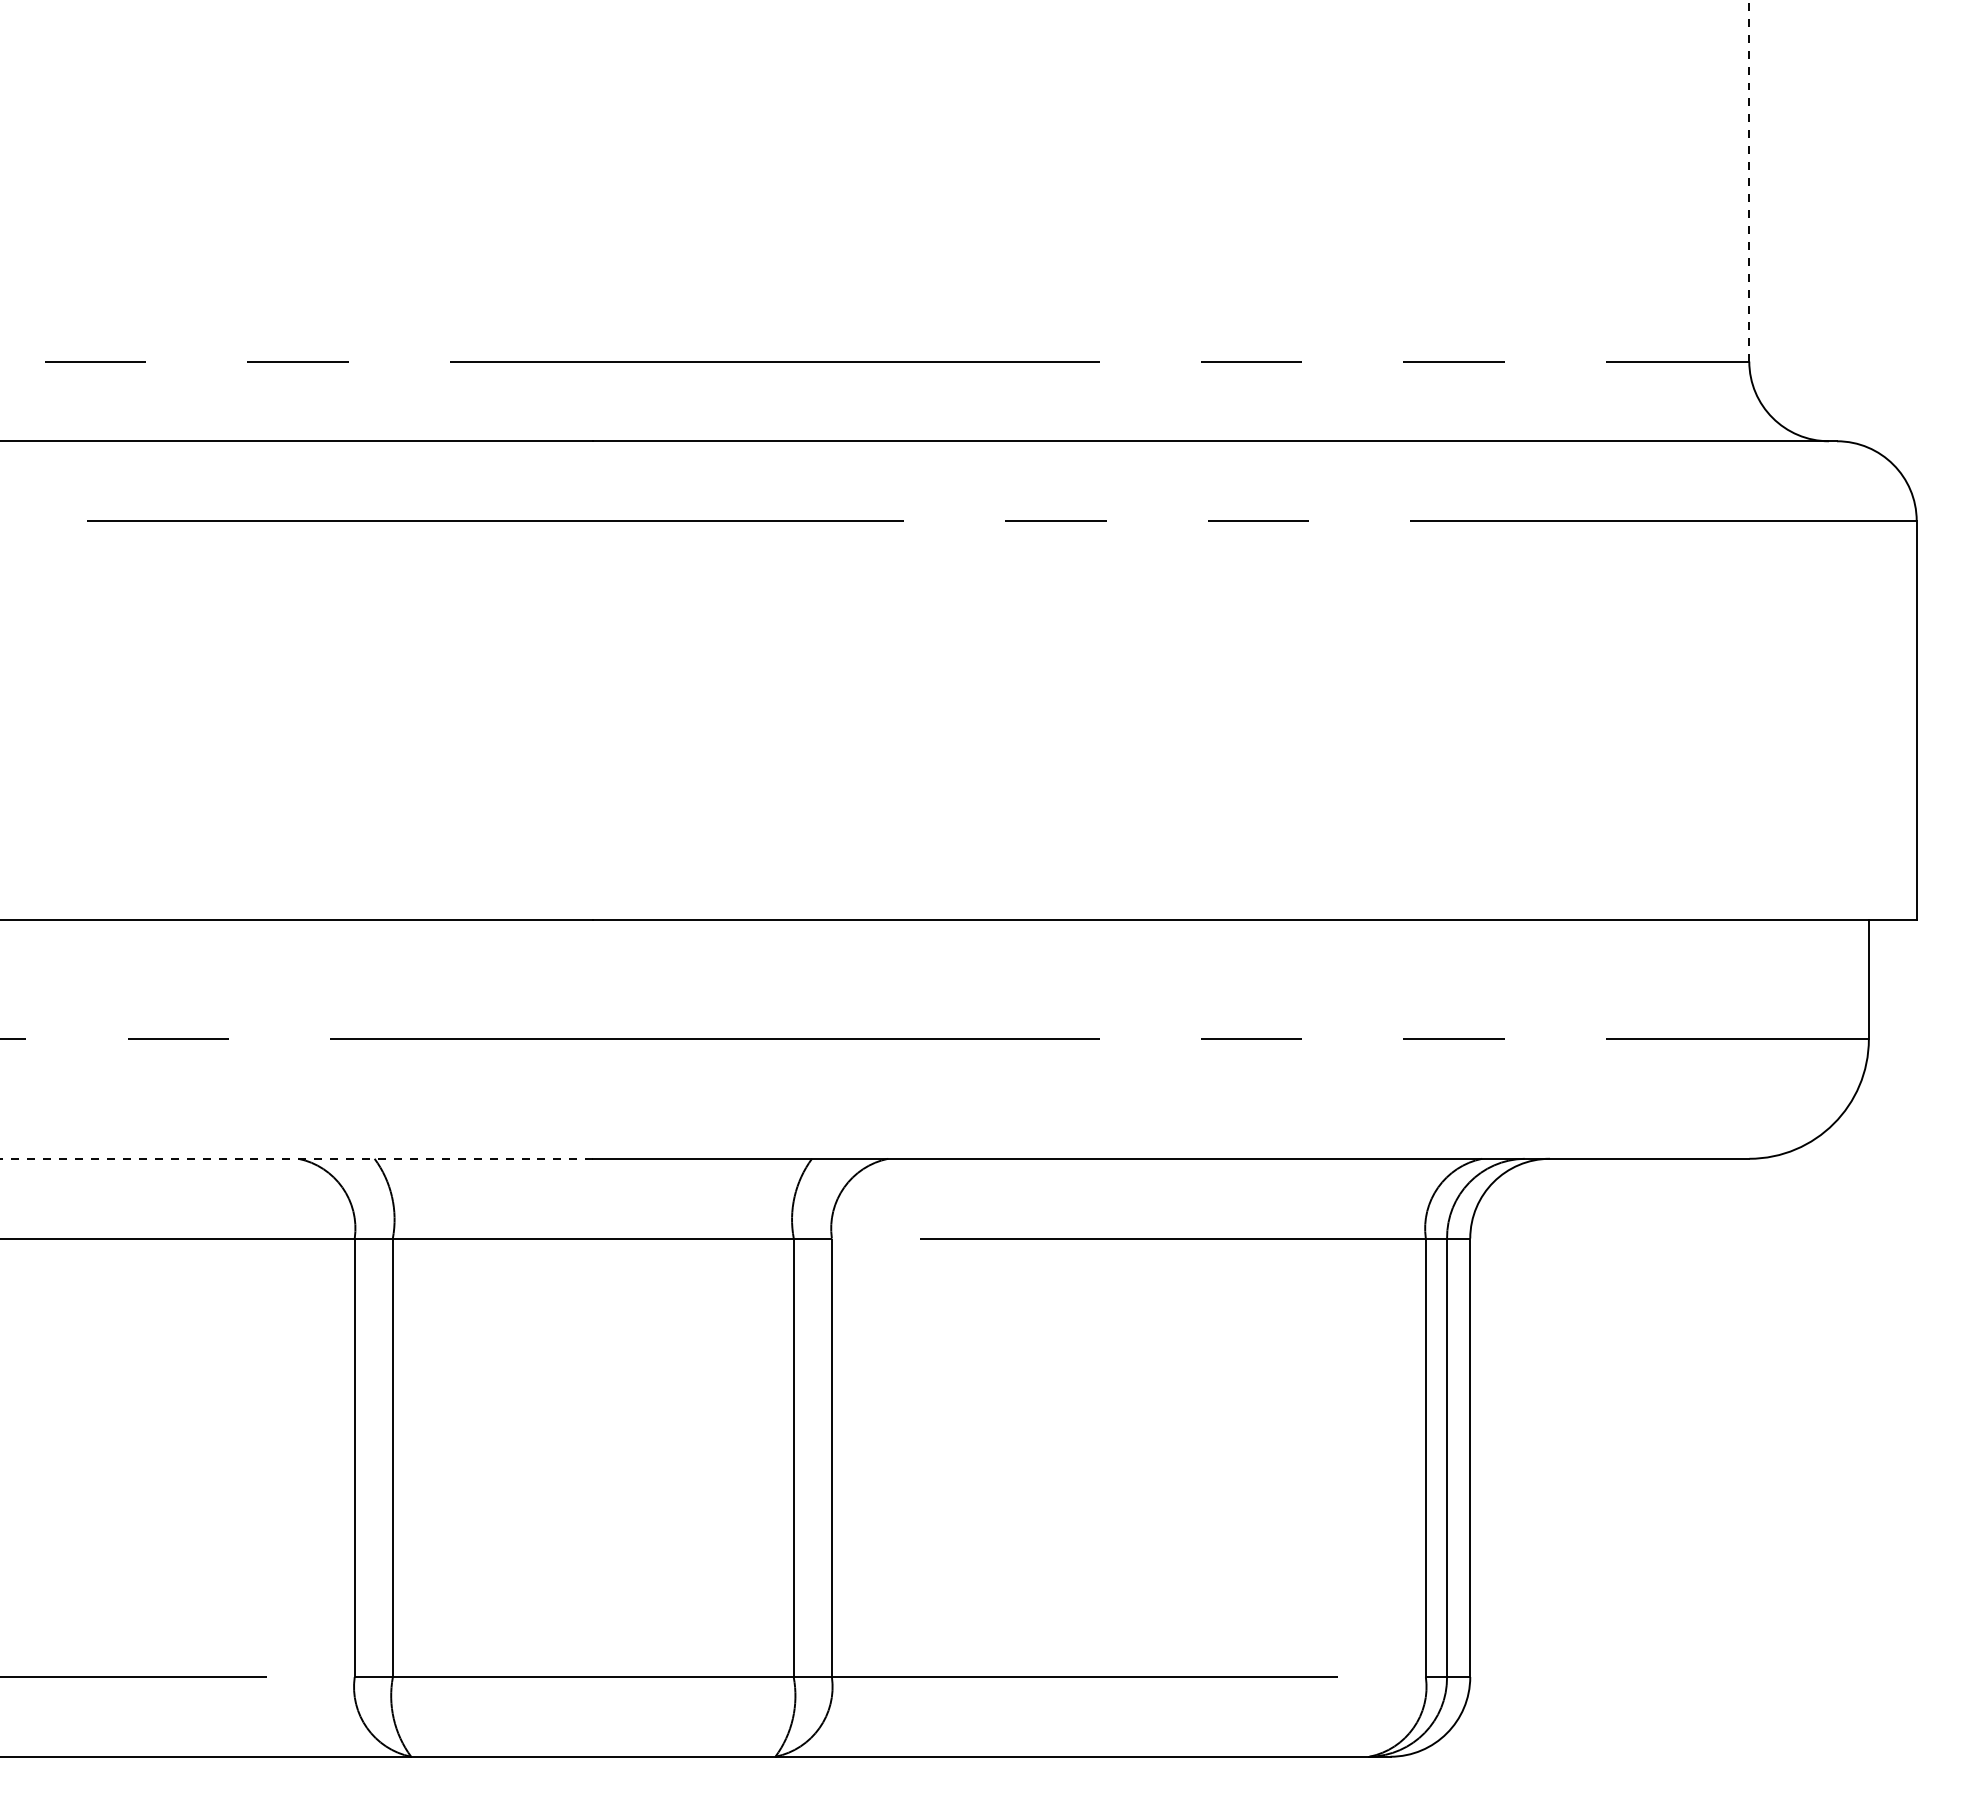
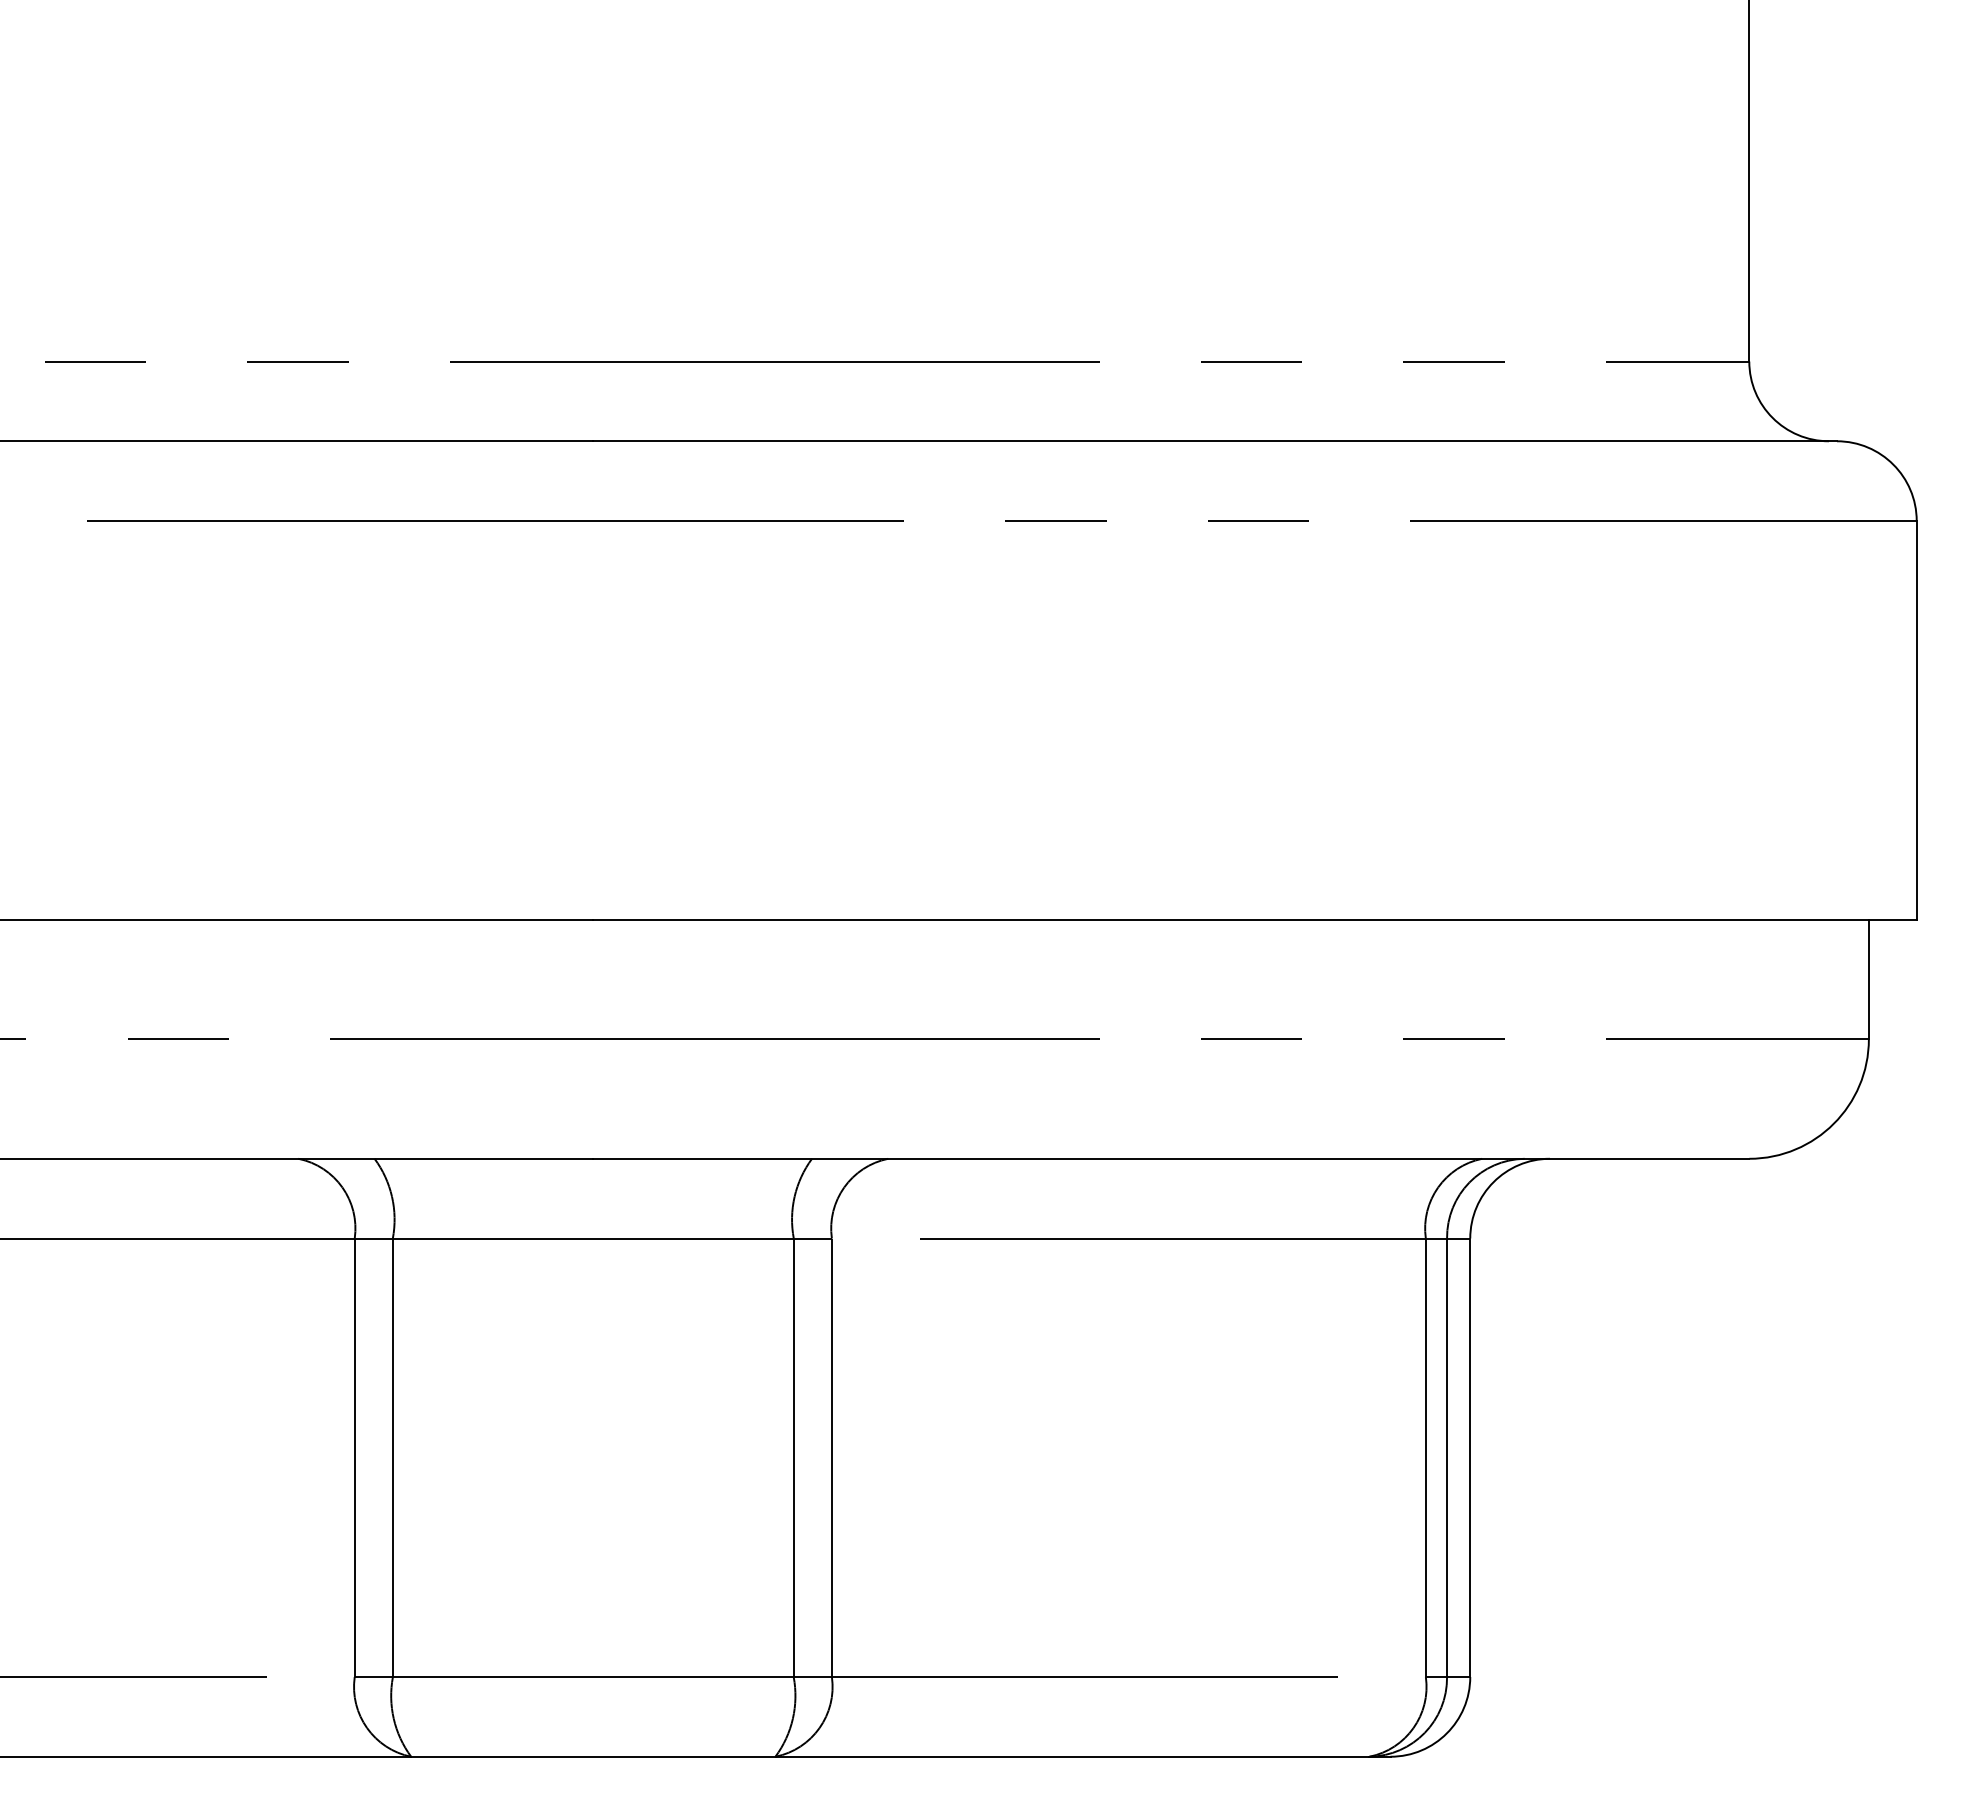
line: dashed -> solid (1749, 180)
line: dashed -> solid (297, 1158)
